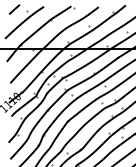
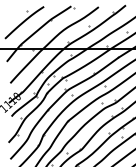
line: present -> none (14, 9)
